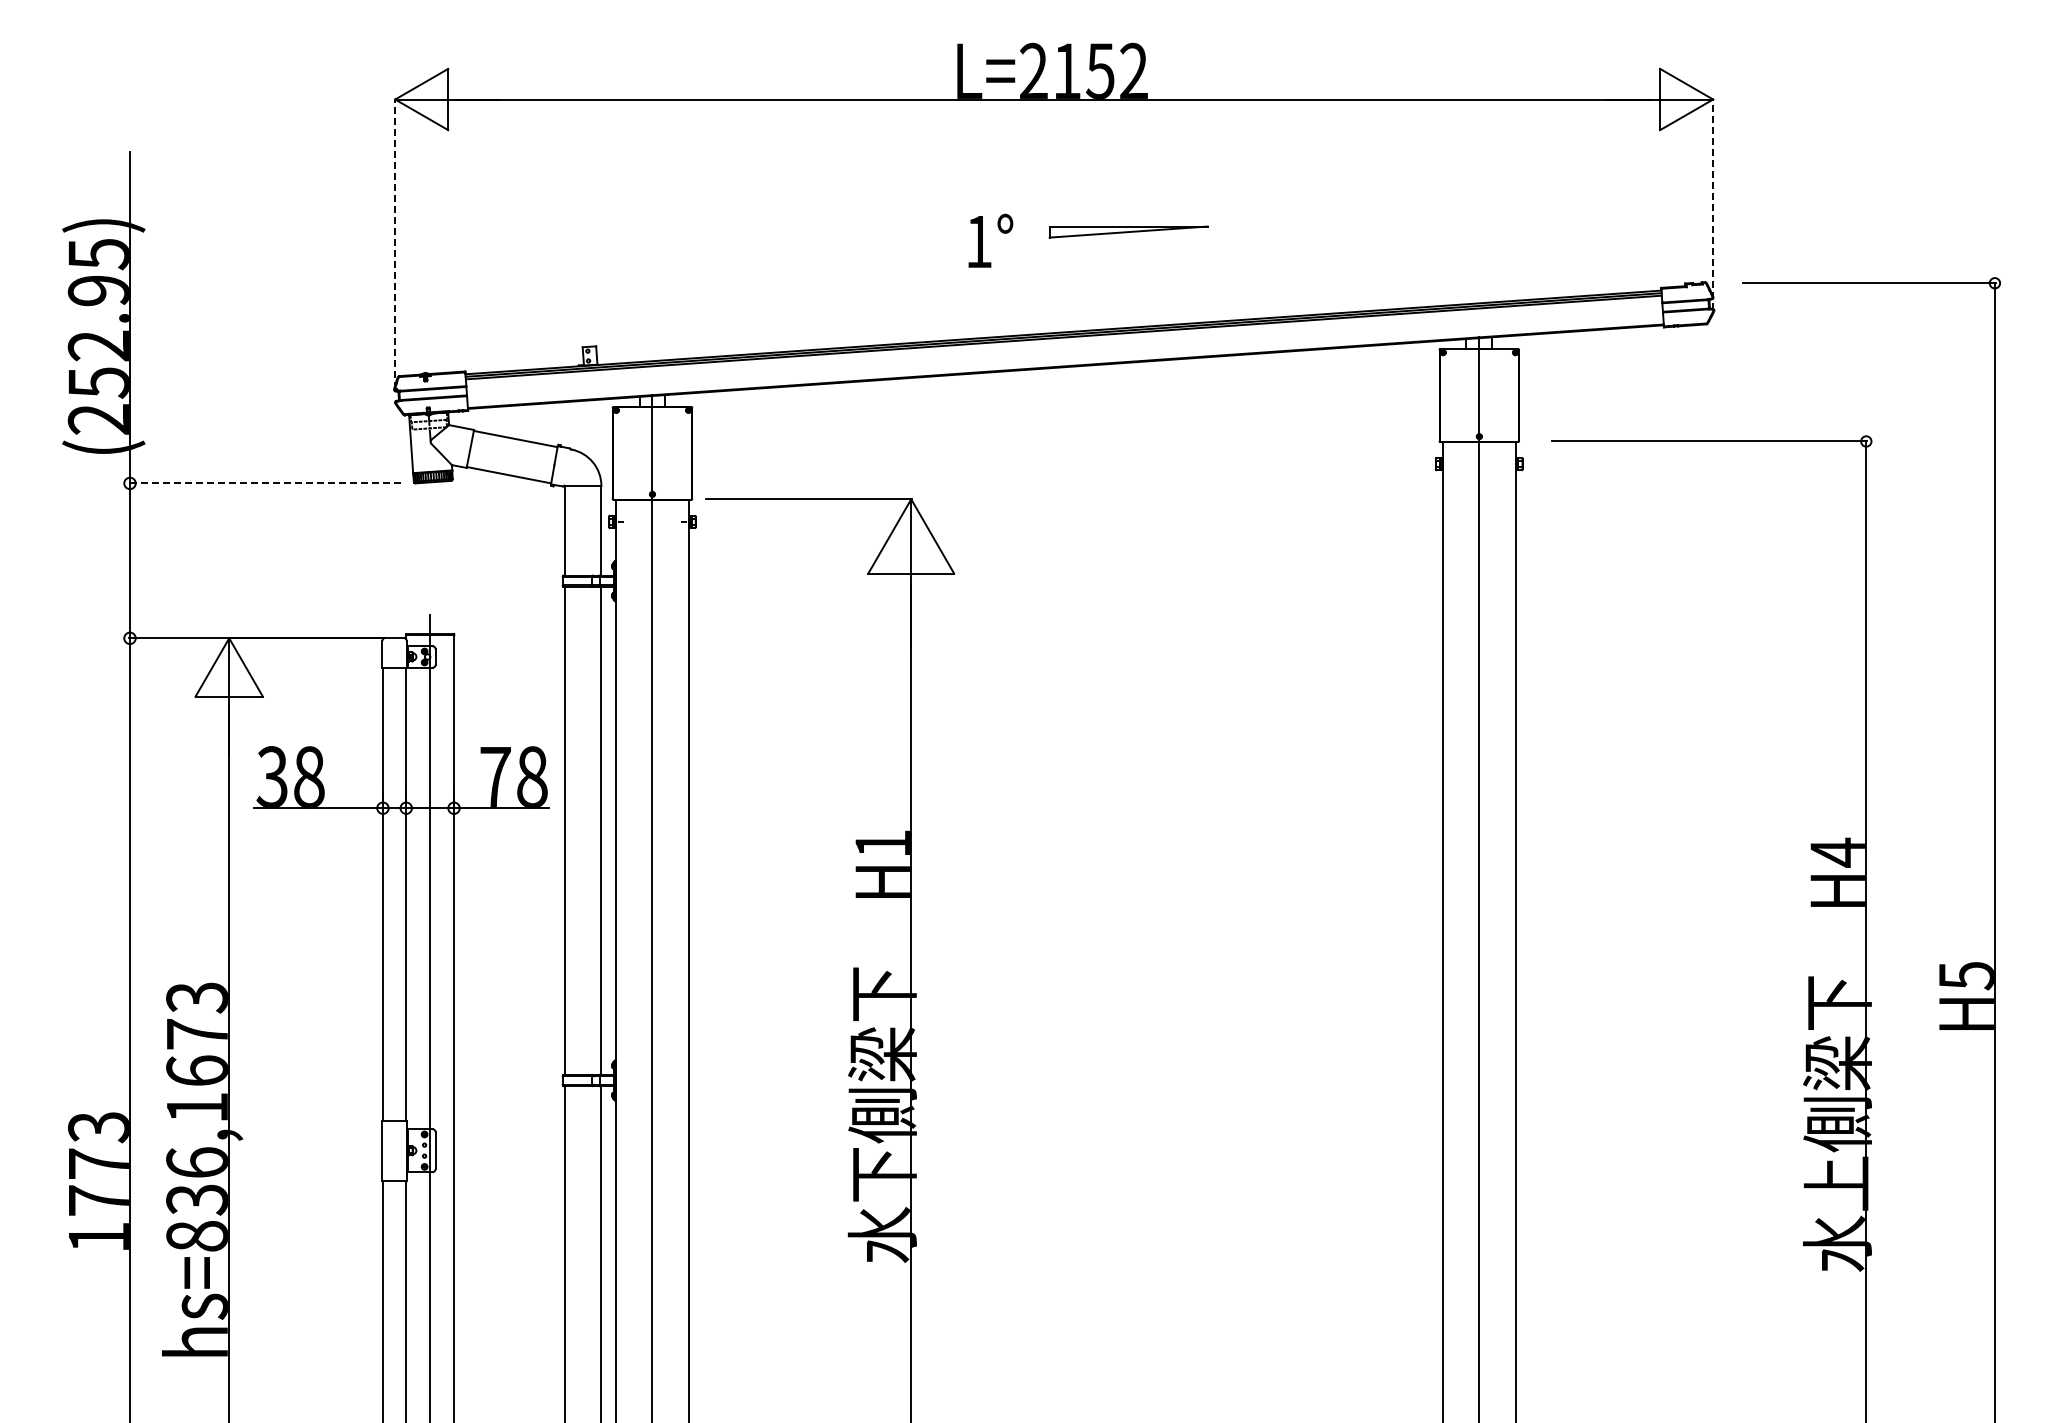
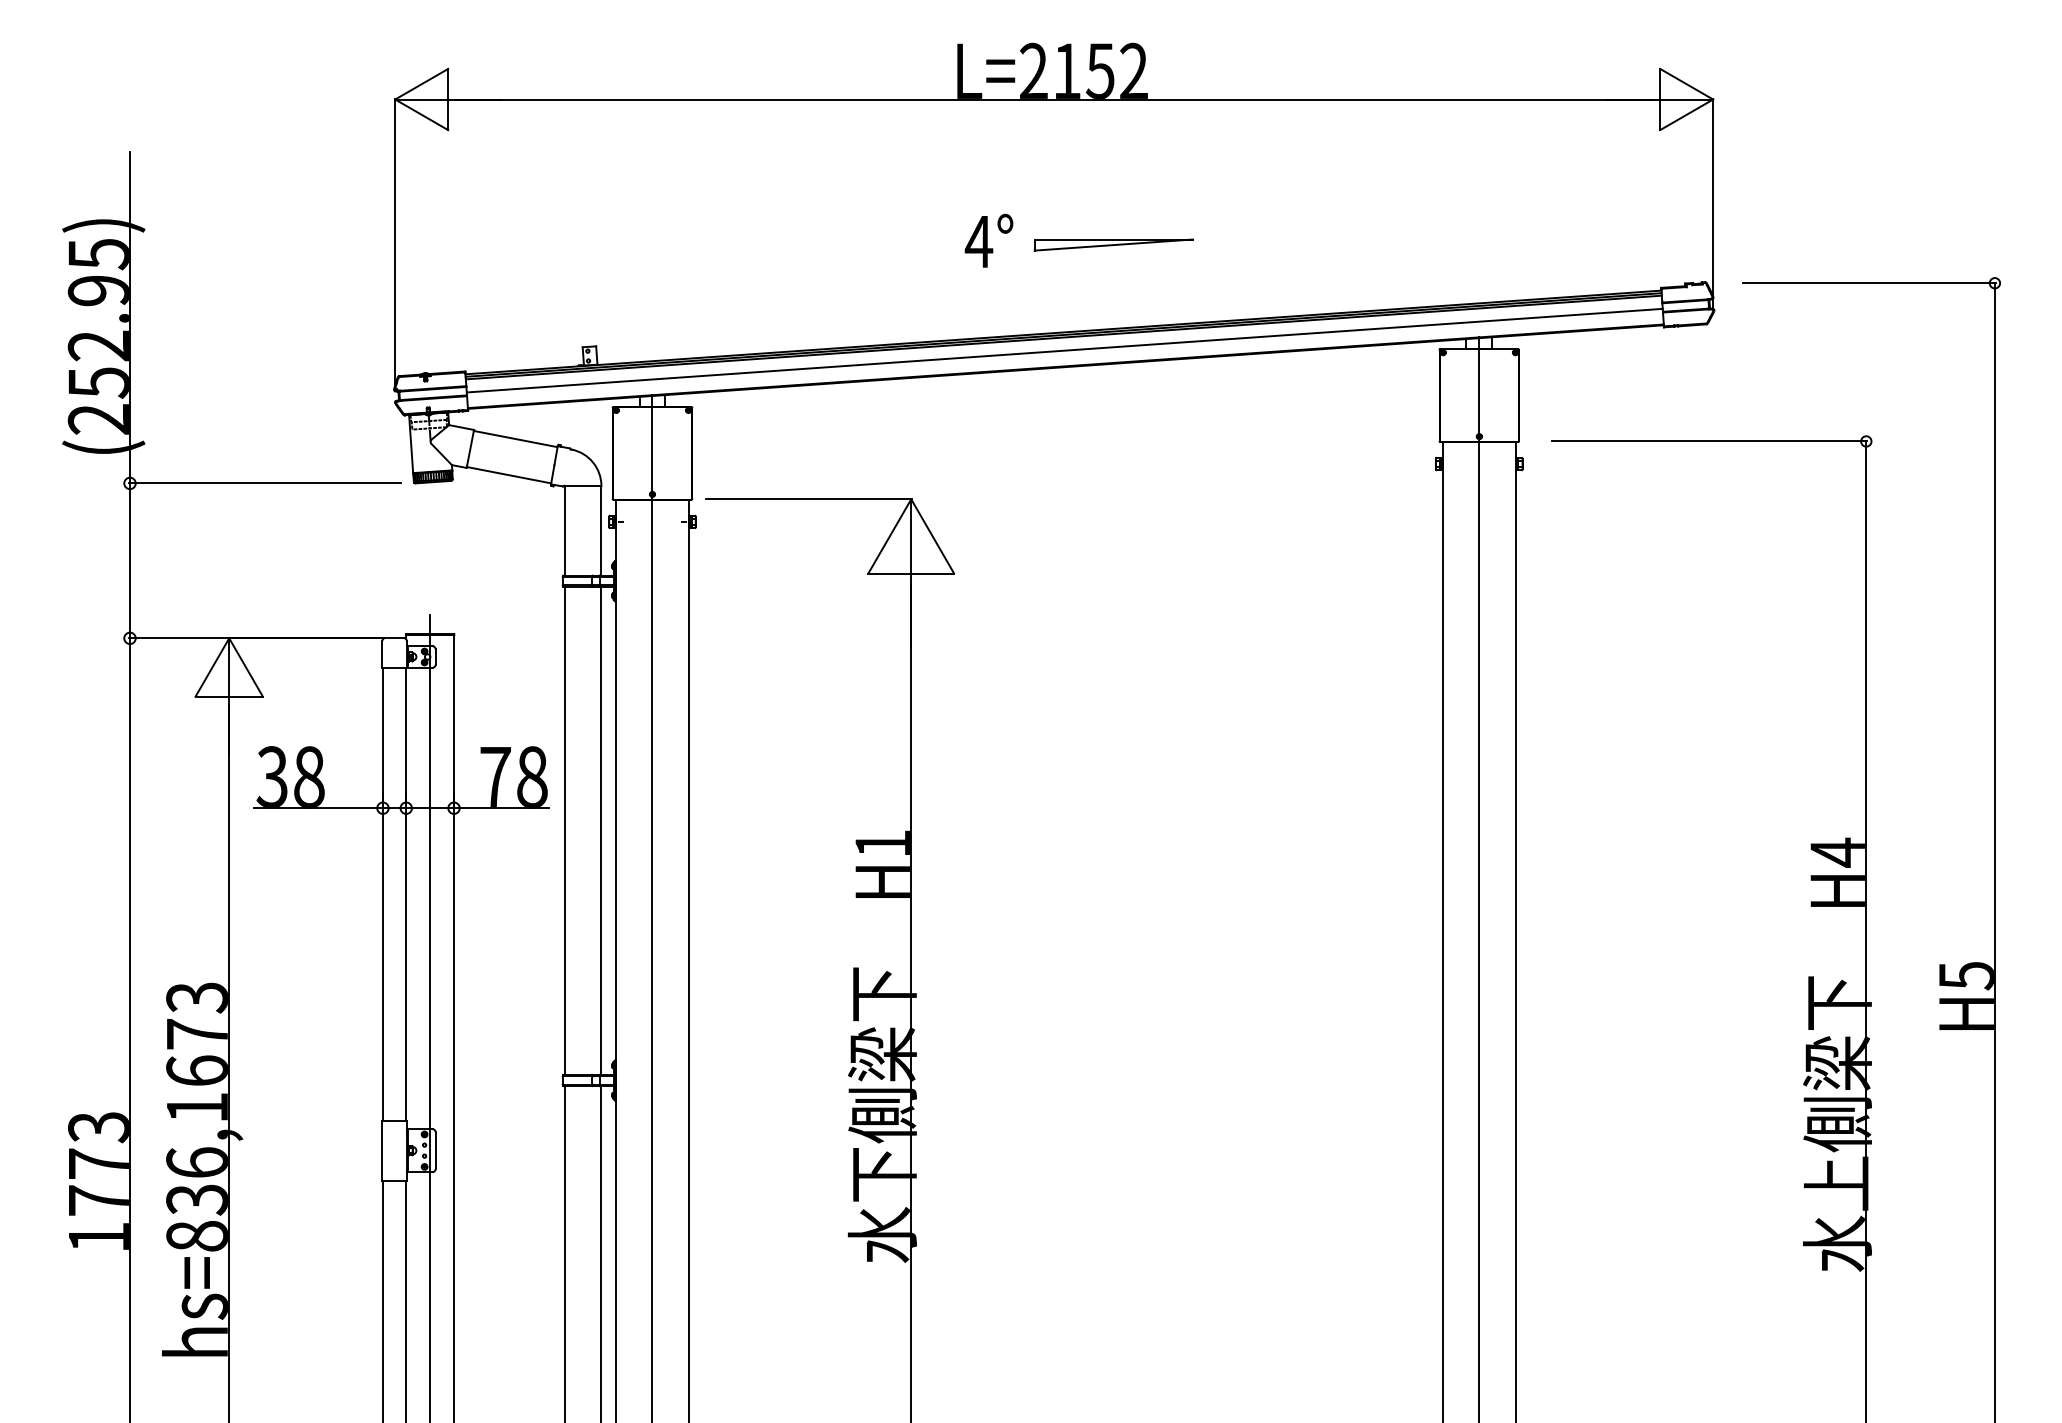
line: dashed -> solid (1713, 204)
part position: (1128, 231) -> (1113, 244) (1113, 244)
text: 1° -> 4° (978, 241)
line: dashed -> solid (395, 243)
line: none -> present (1064, 350)
line: dashed -> solid (264, 483)
